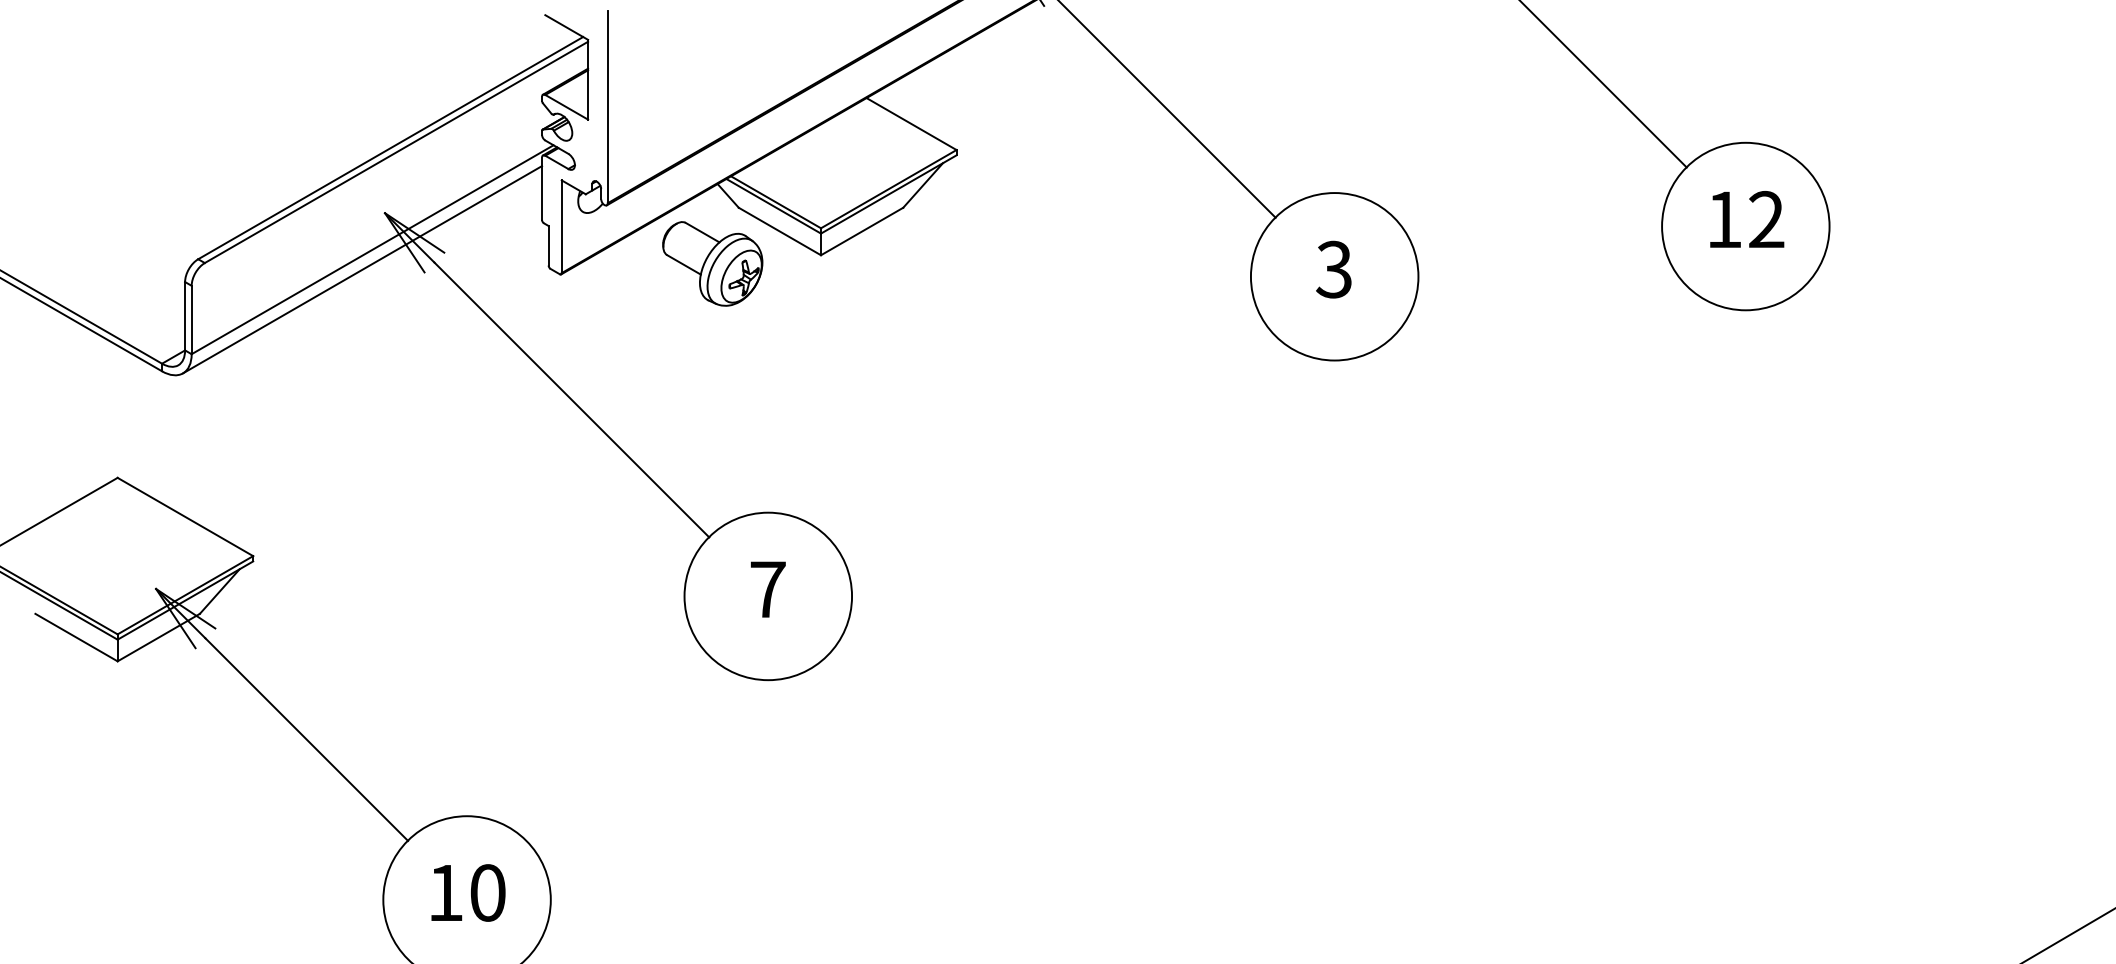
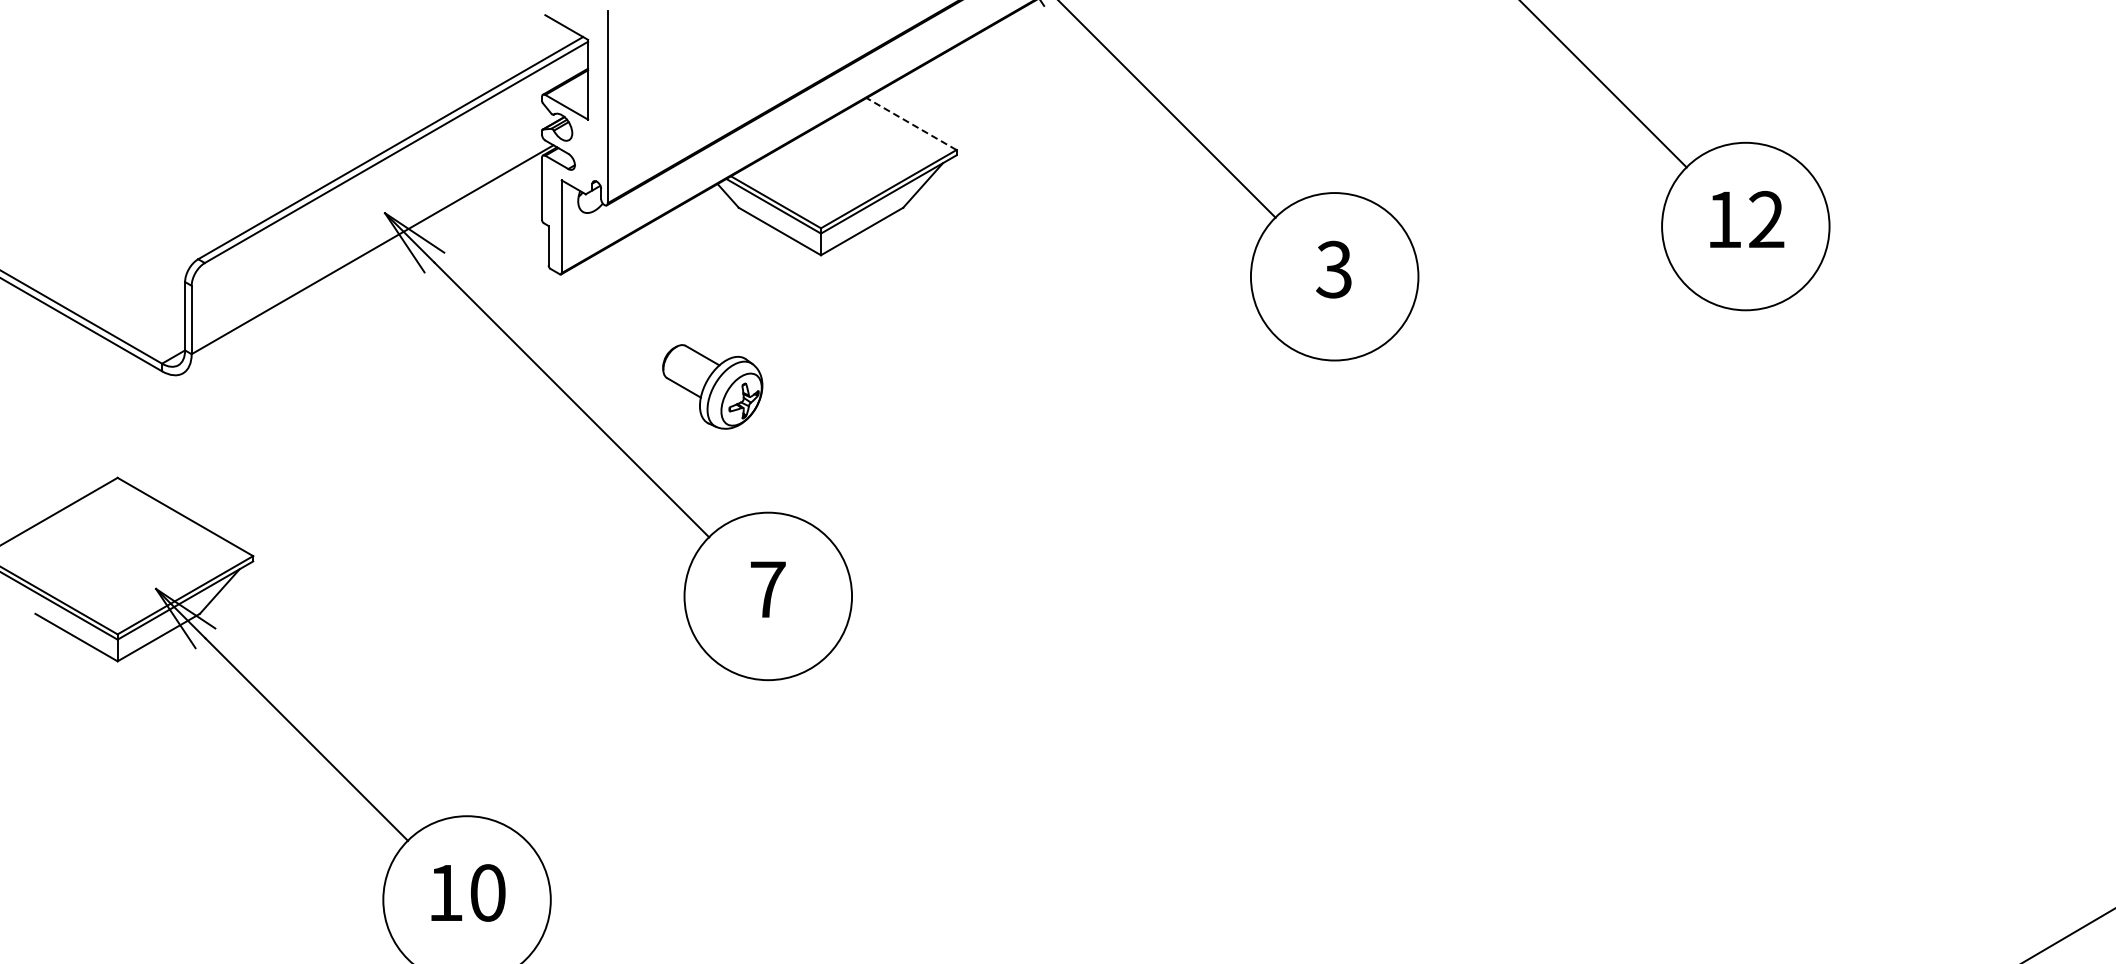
line: solid -> dashed (911, 124)
part position: (712, 263) -> (712, 386) (712, 386)
line: present -> none (362, 269)
